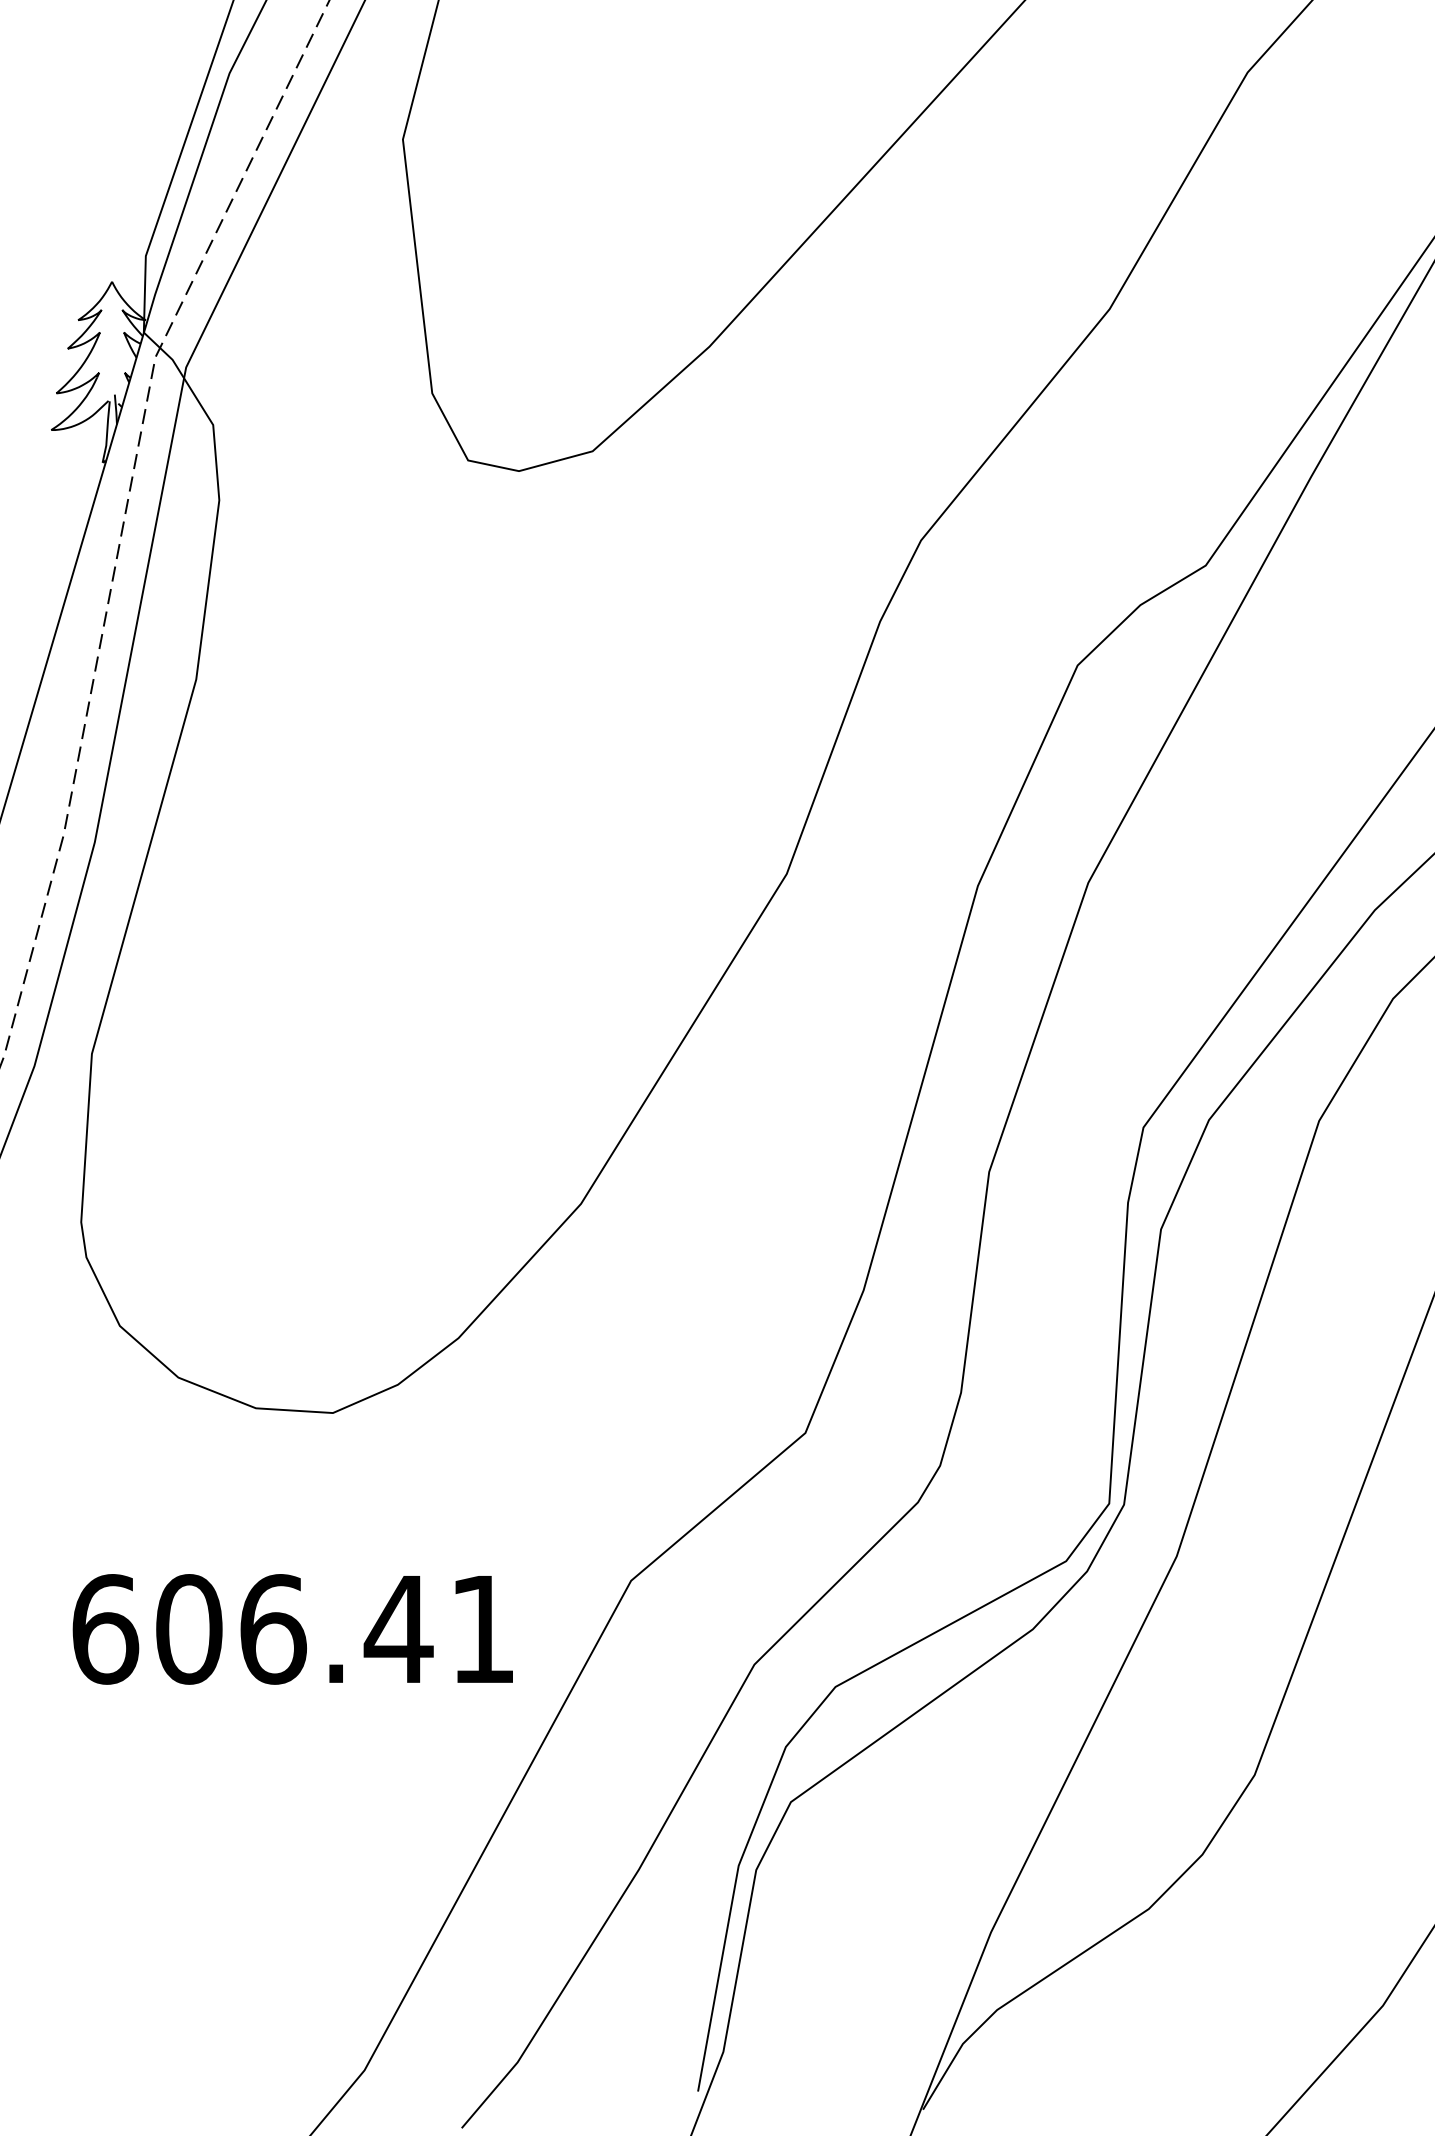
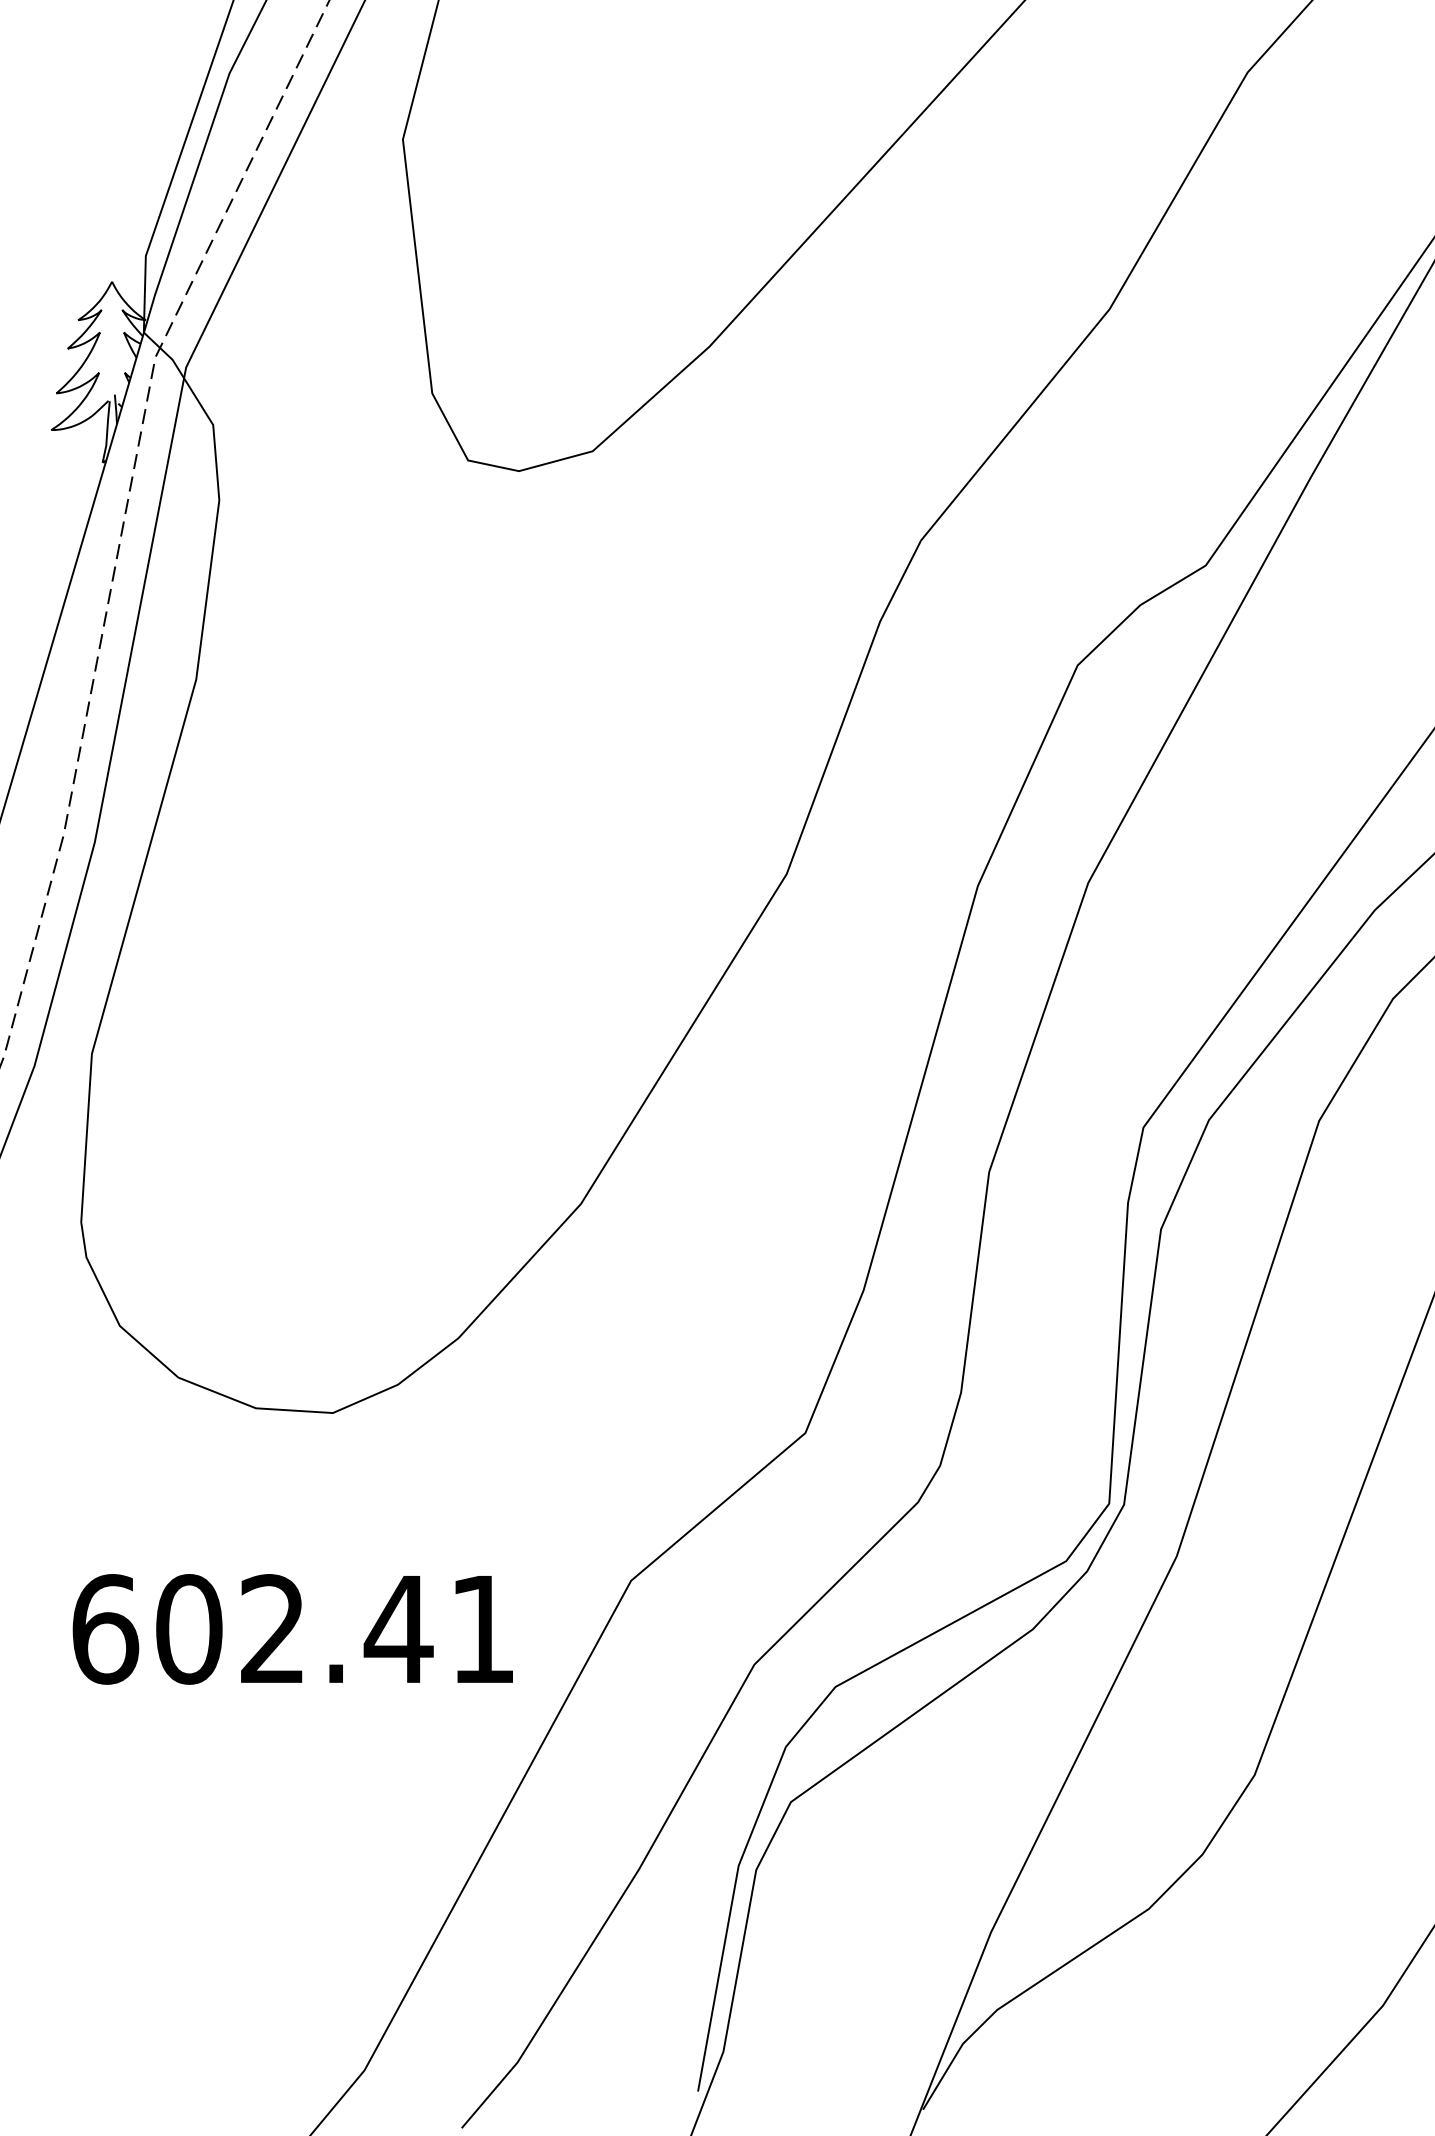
text: 606.41 -> 602.41 (273, 1629)
